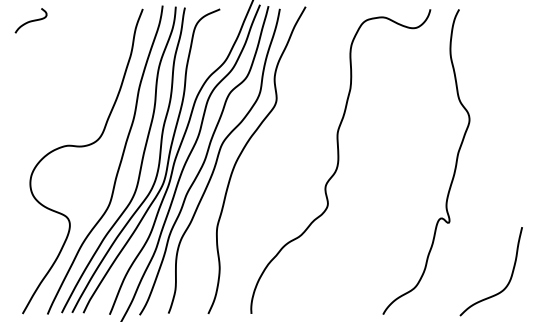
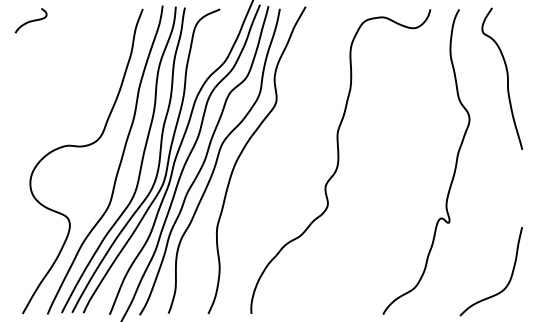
curve: none -> present (506, 75)
